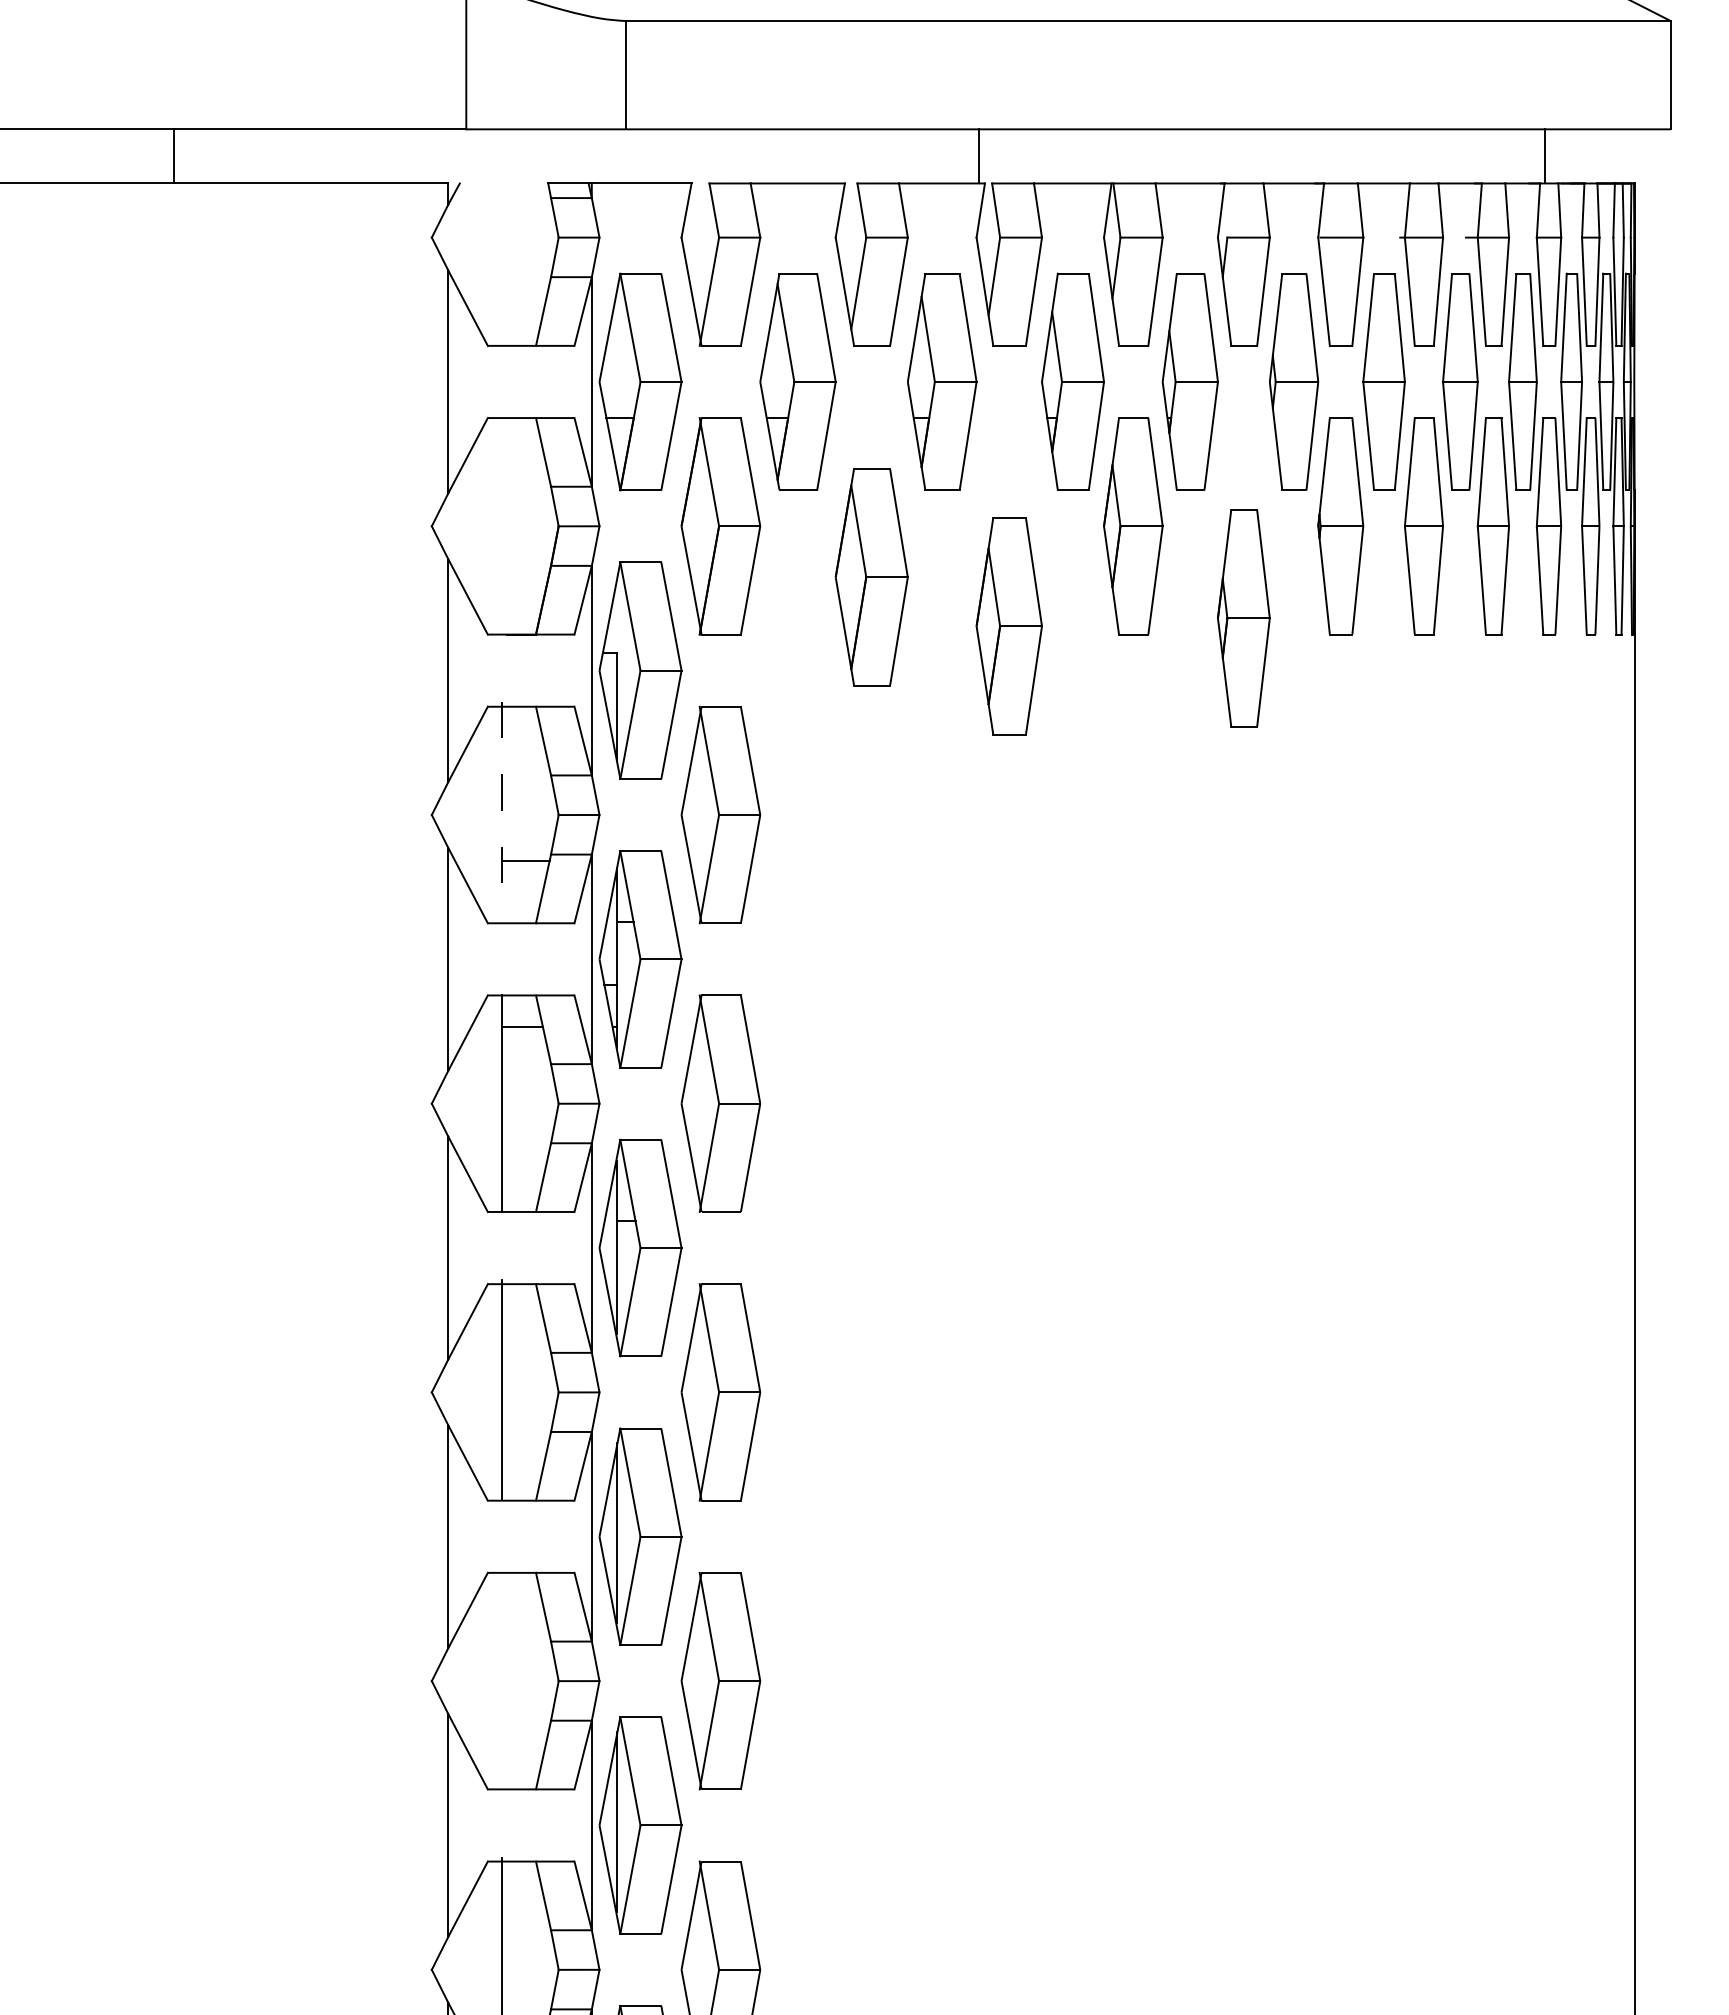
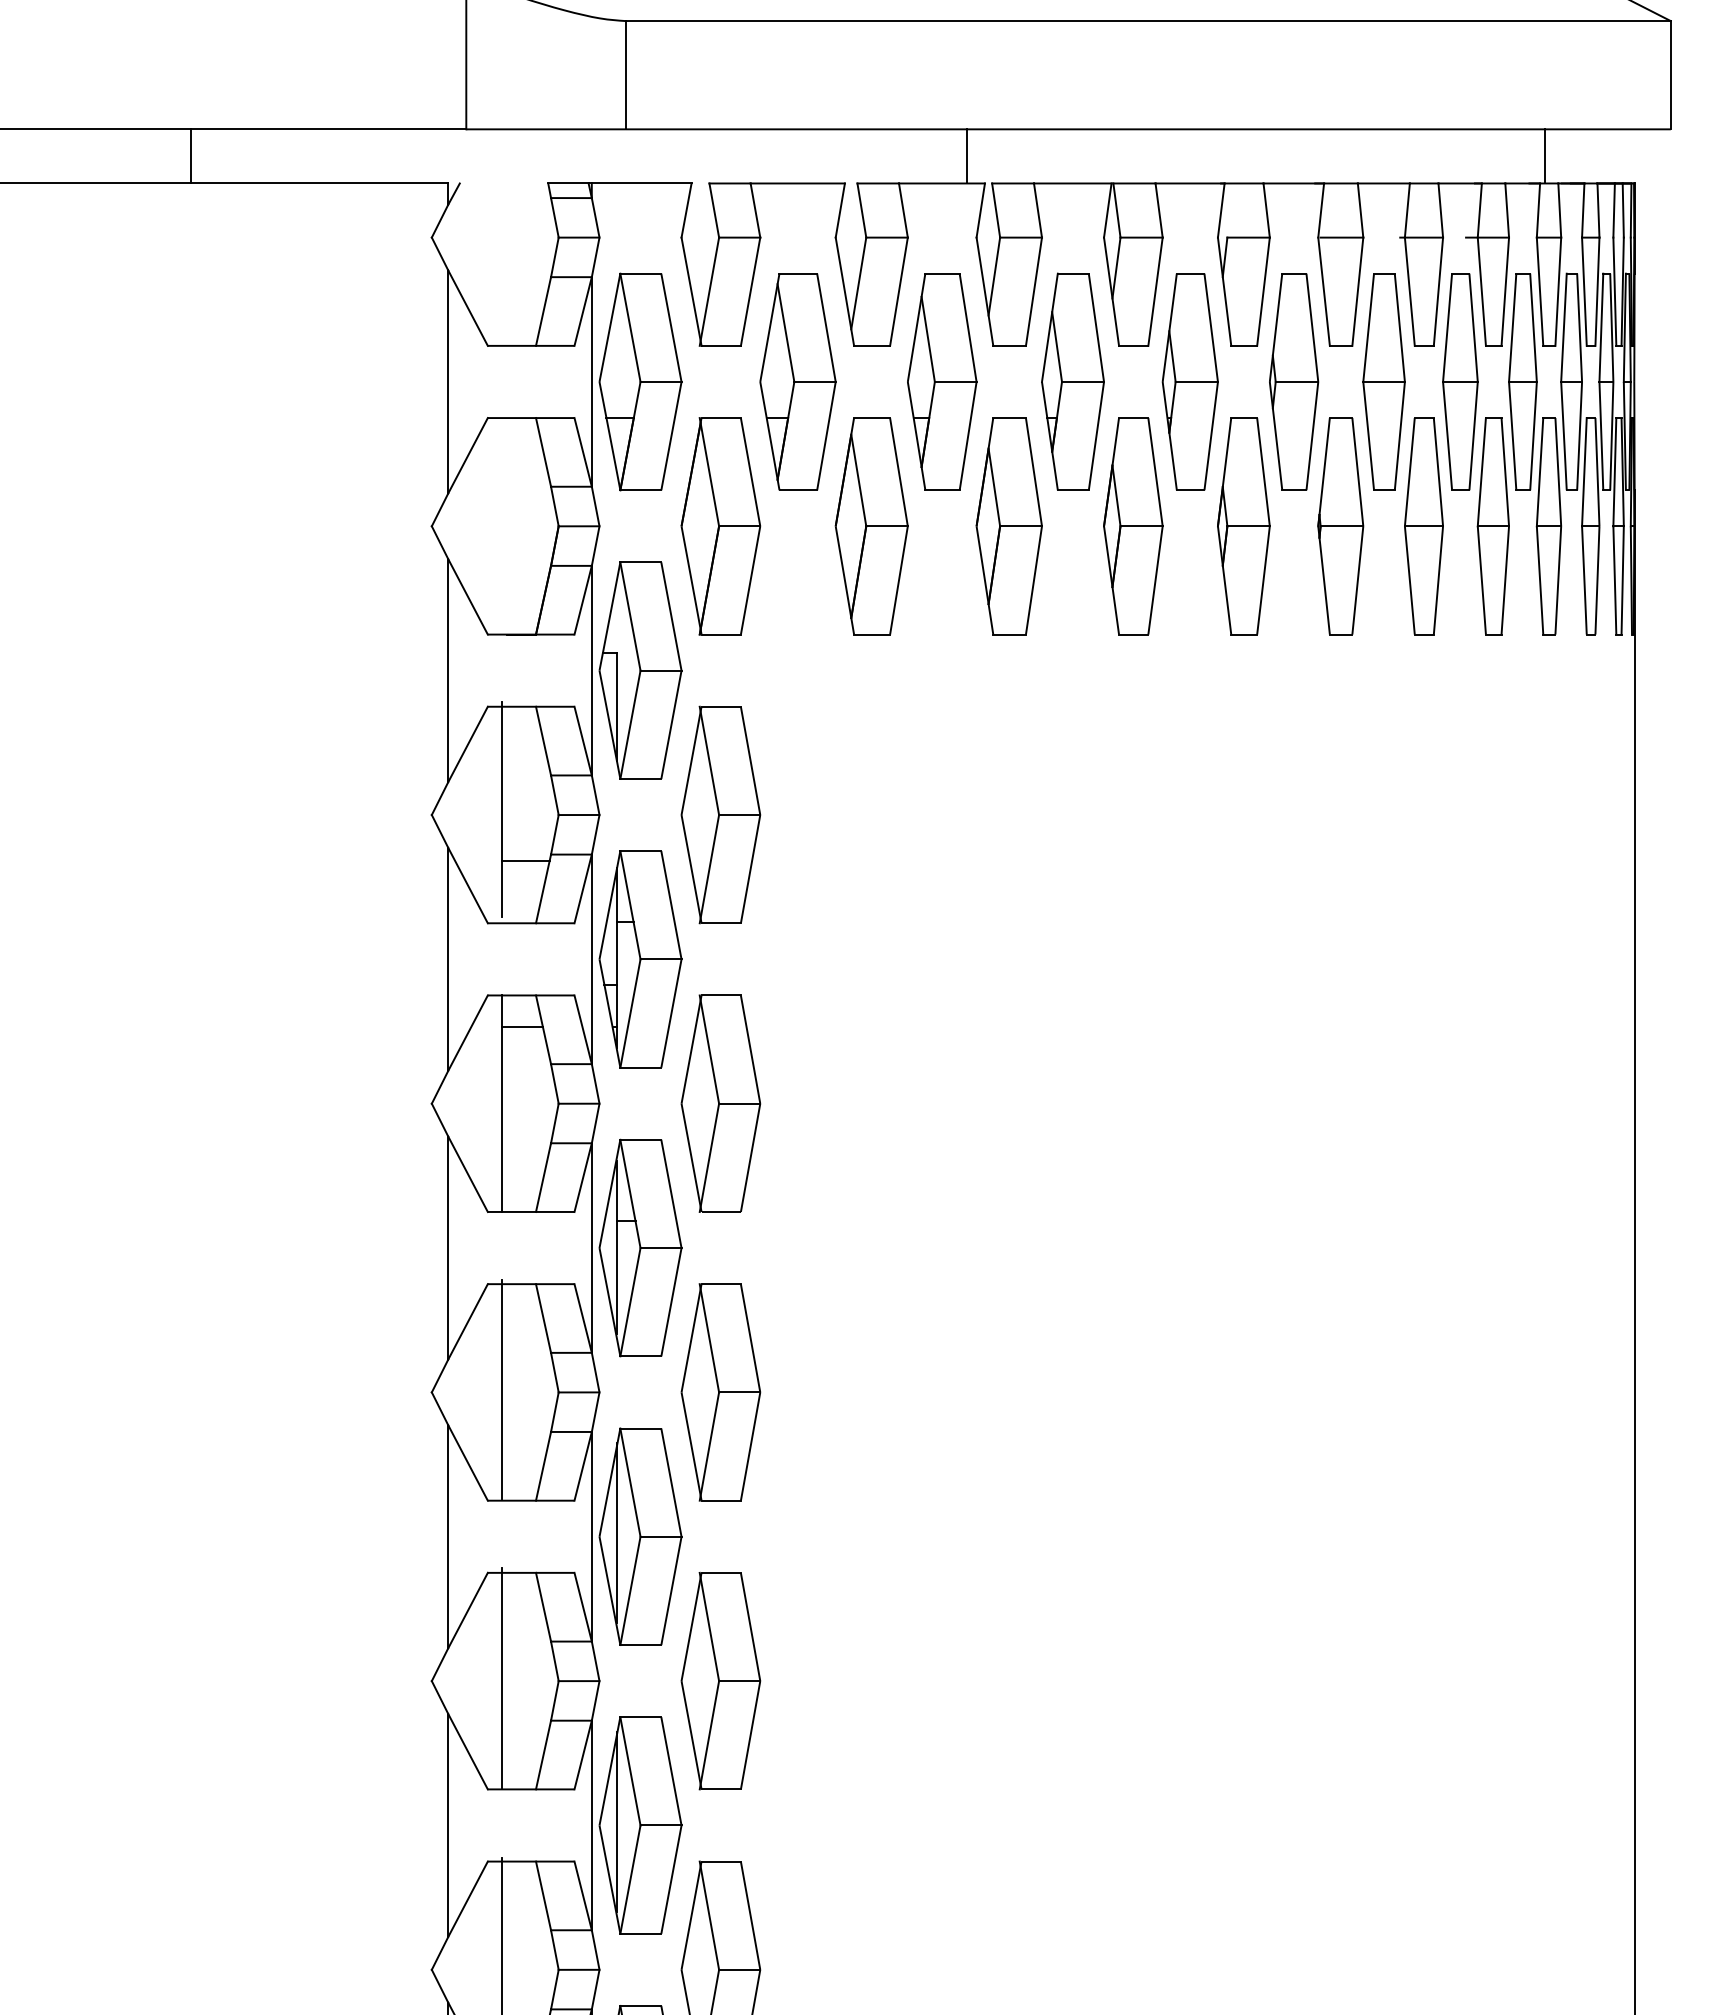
line position: (174, 156) -> (191, 156) (191, 156)
line position: (979, 156) -> (967, 156) (967, 156)
part position: (871, 577) -> (871, 526) (871, 526)
part position: (1243, 618) -> (1243, 526) (1243, 526)
part position: (1008, 626) -> (1008, 526) (1008, 526)
line: dashed -> solid (501, 809)
line: none -> present (501, 1677)
